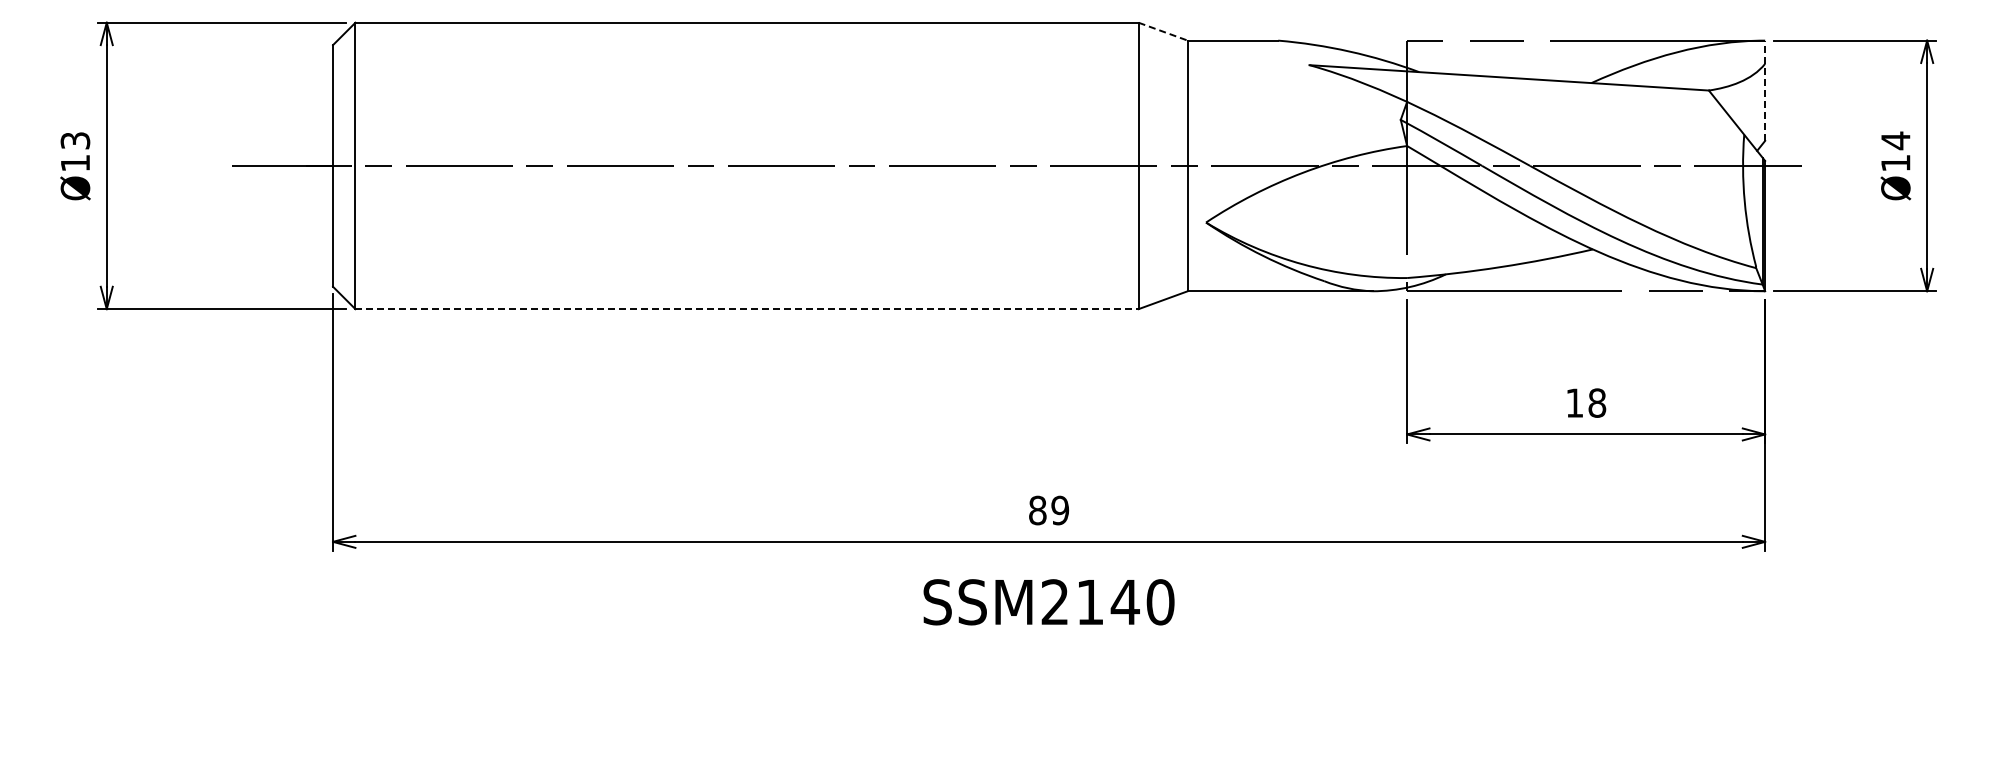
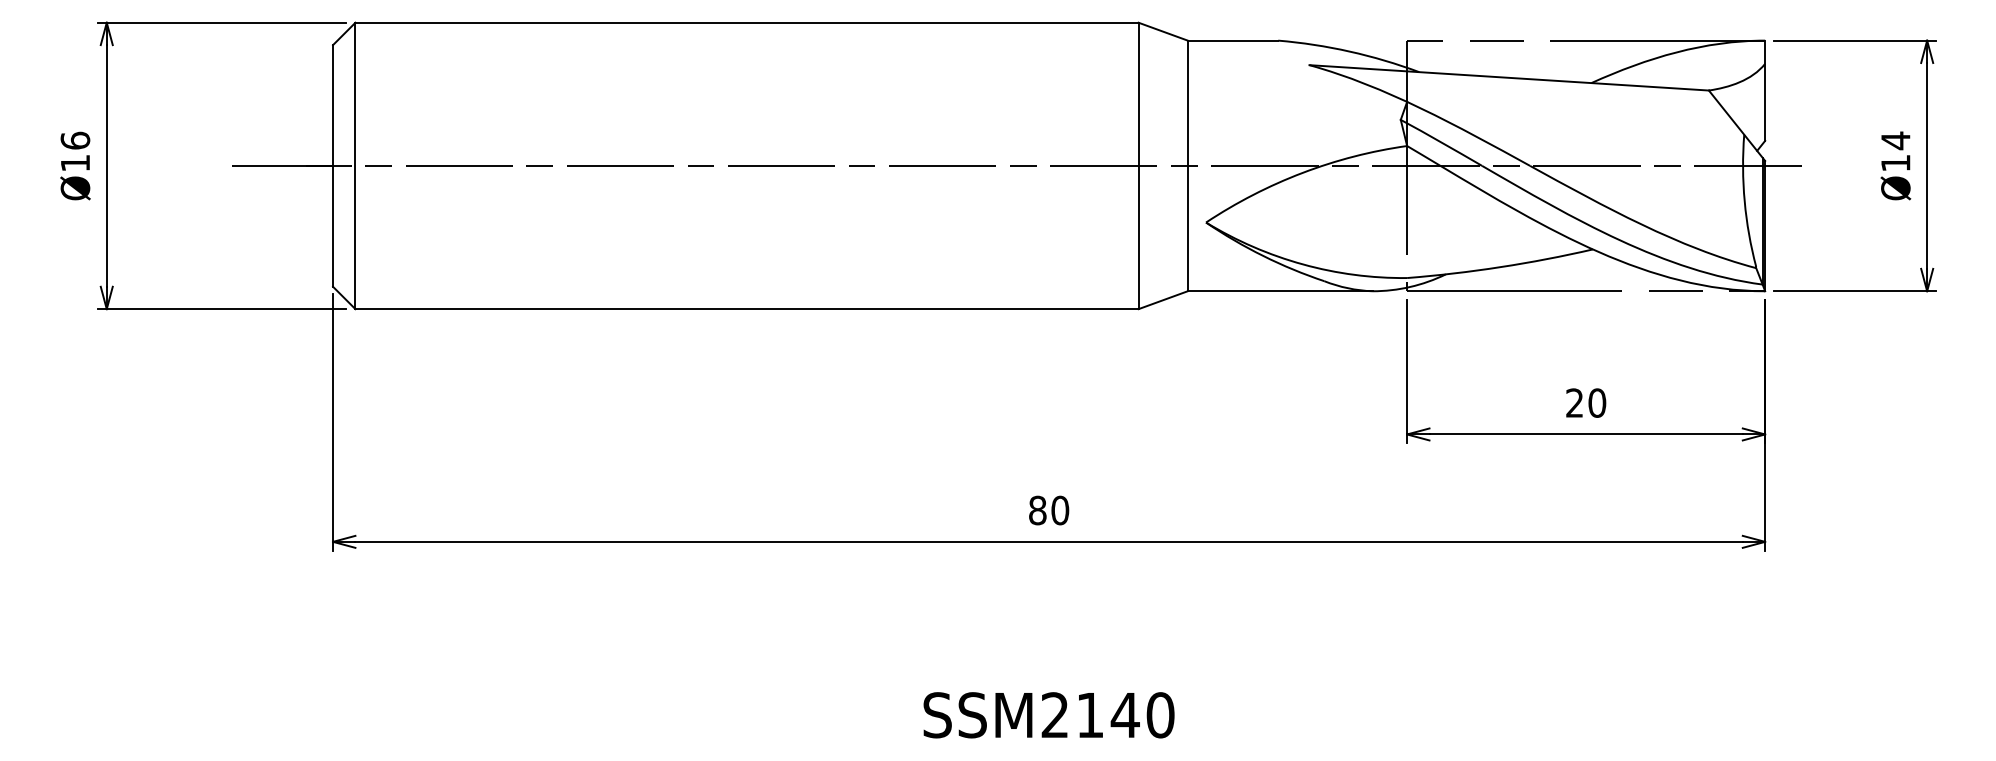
line: dashed -> solid (1163, 31)
line: dashed -> solid (1765, 90)
text: Ø13 -> Ø16 (75, 140)
line: dashed -> solid (747, 309)
text: 18 -> 20 (1586, 402)
text: 89 -> 80 (1060, 510)
text position: (1048, 602) -> (1048, 715) (1048, 715)
